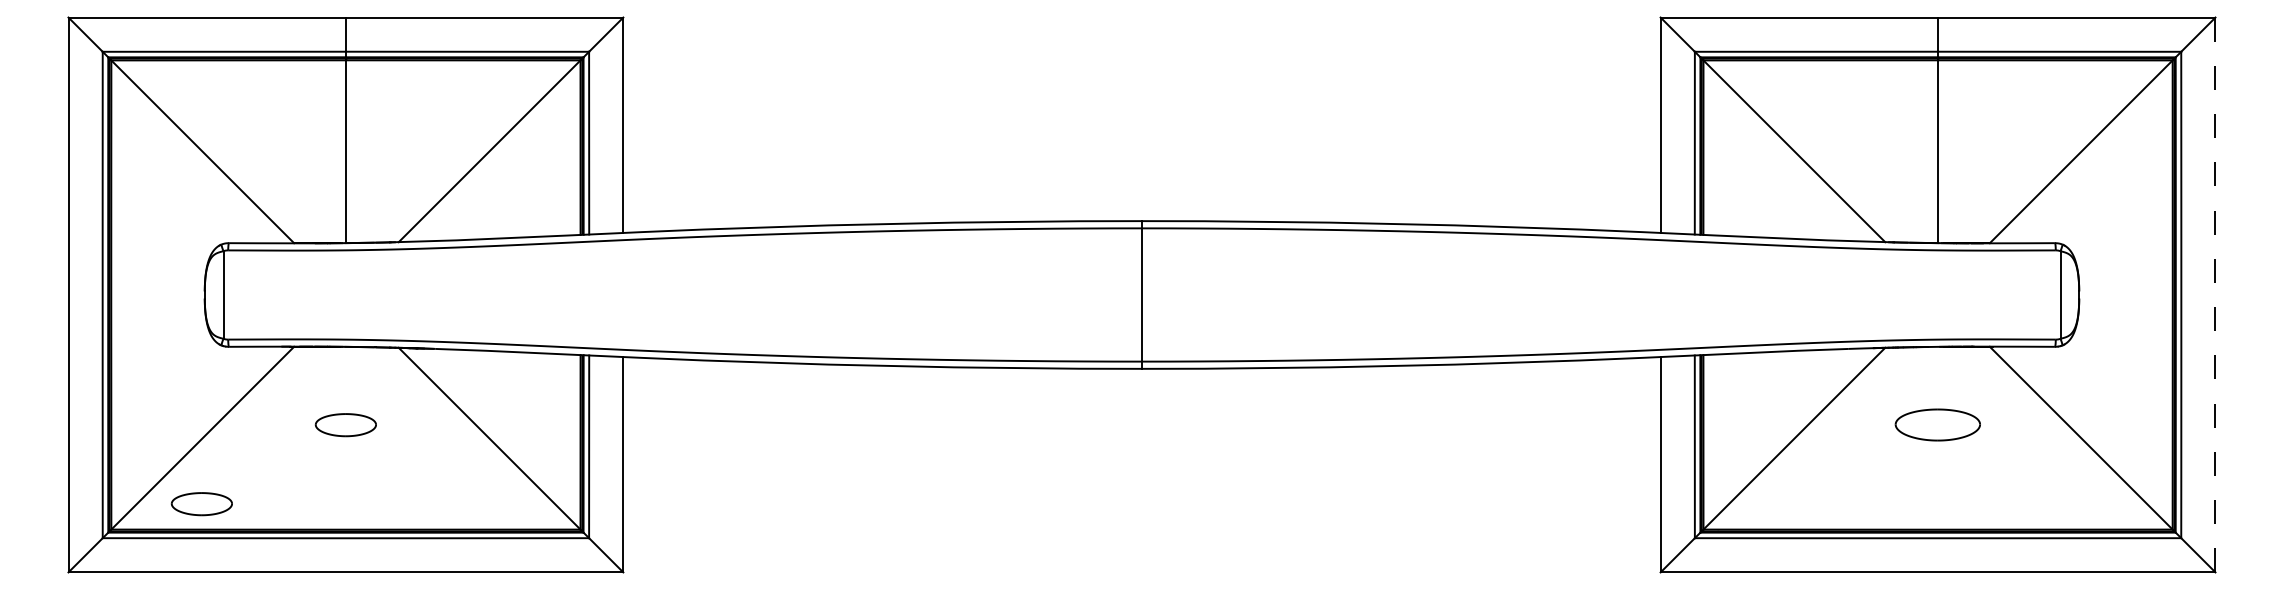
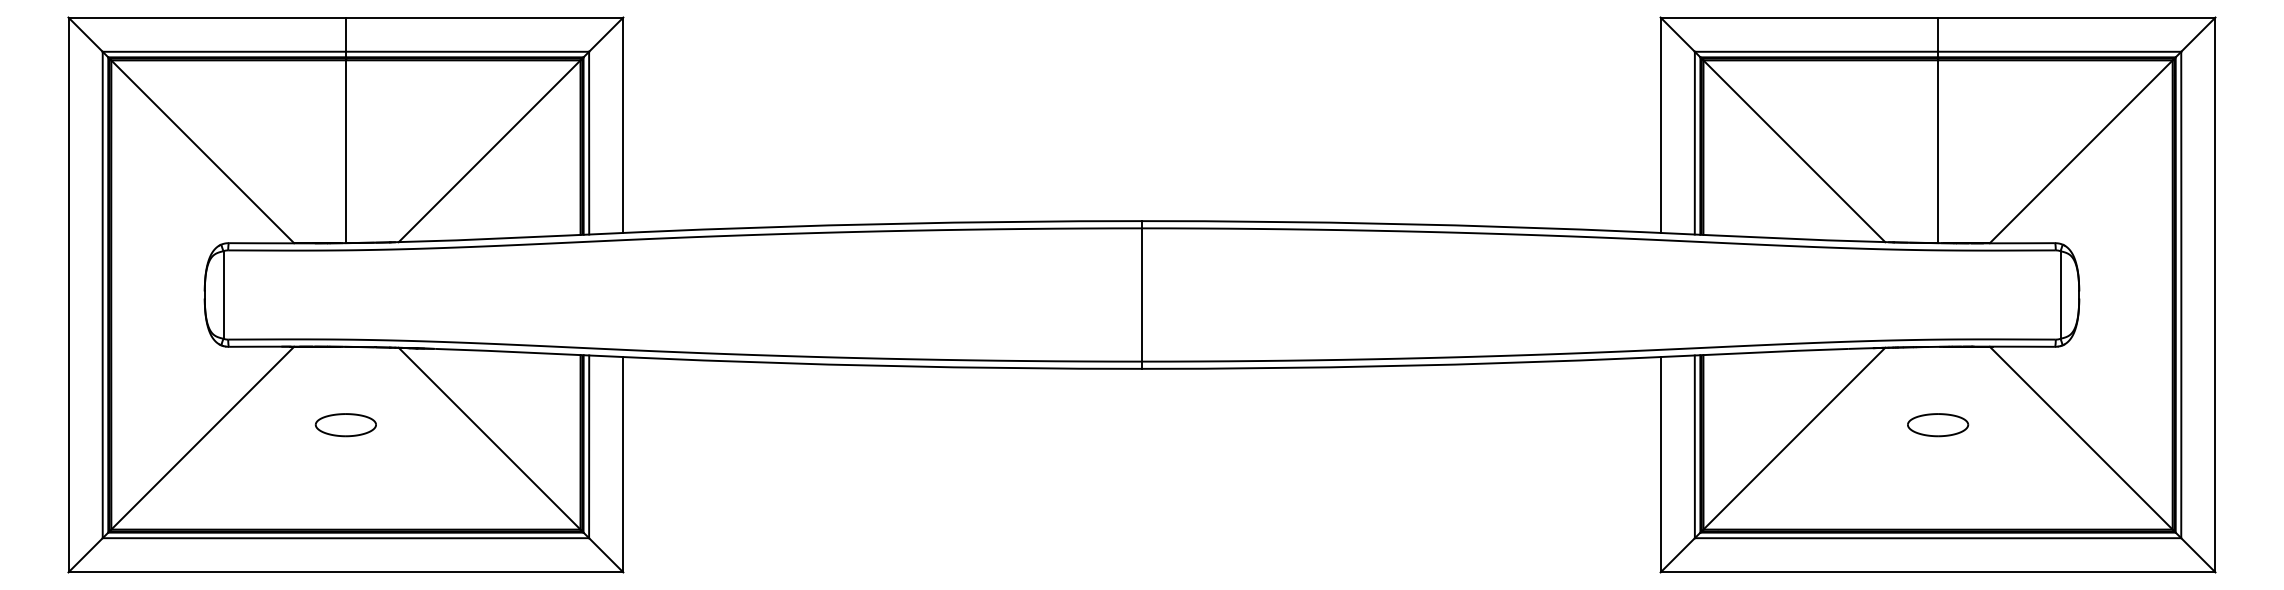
line: dashed -> solid (2215, 295)
part size: 87x34 px -> 63x25 px (1938, 425)
part: present -> none (201, 504)
